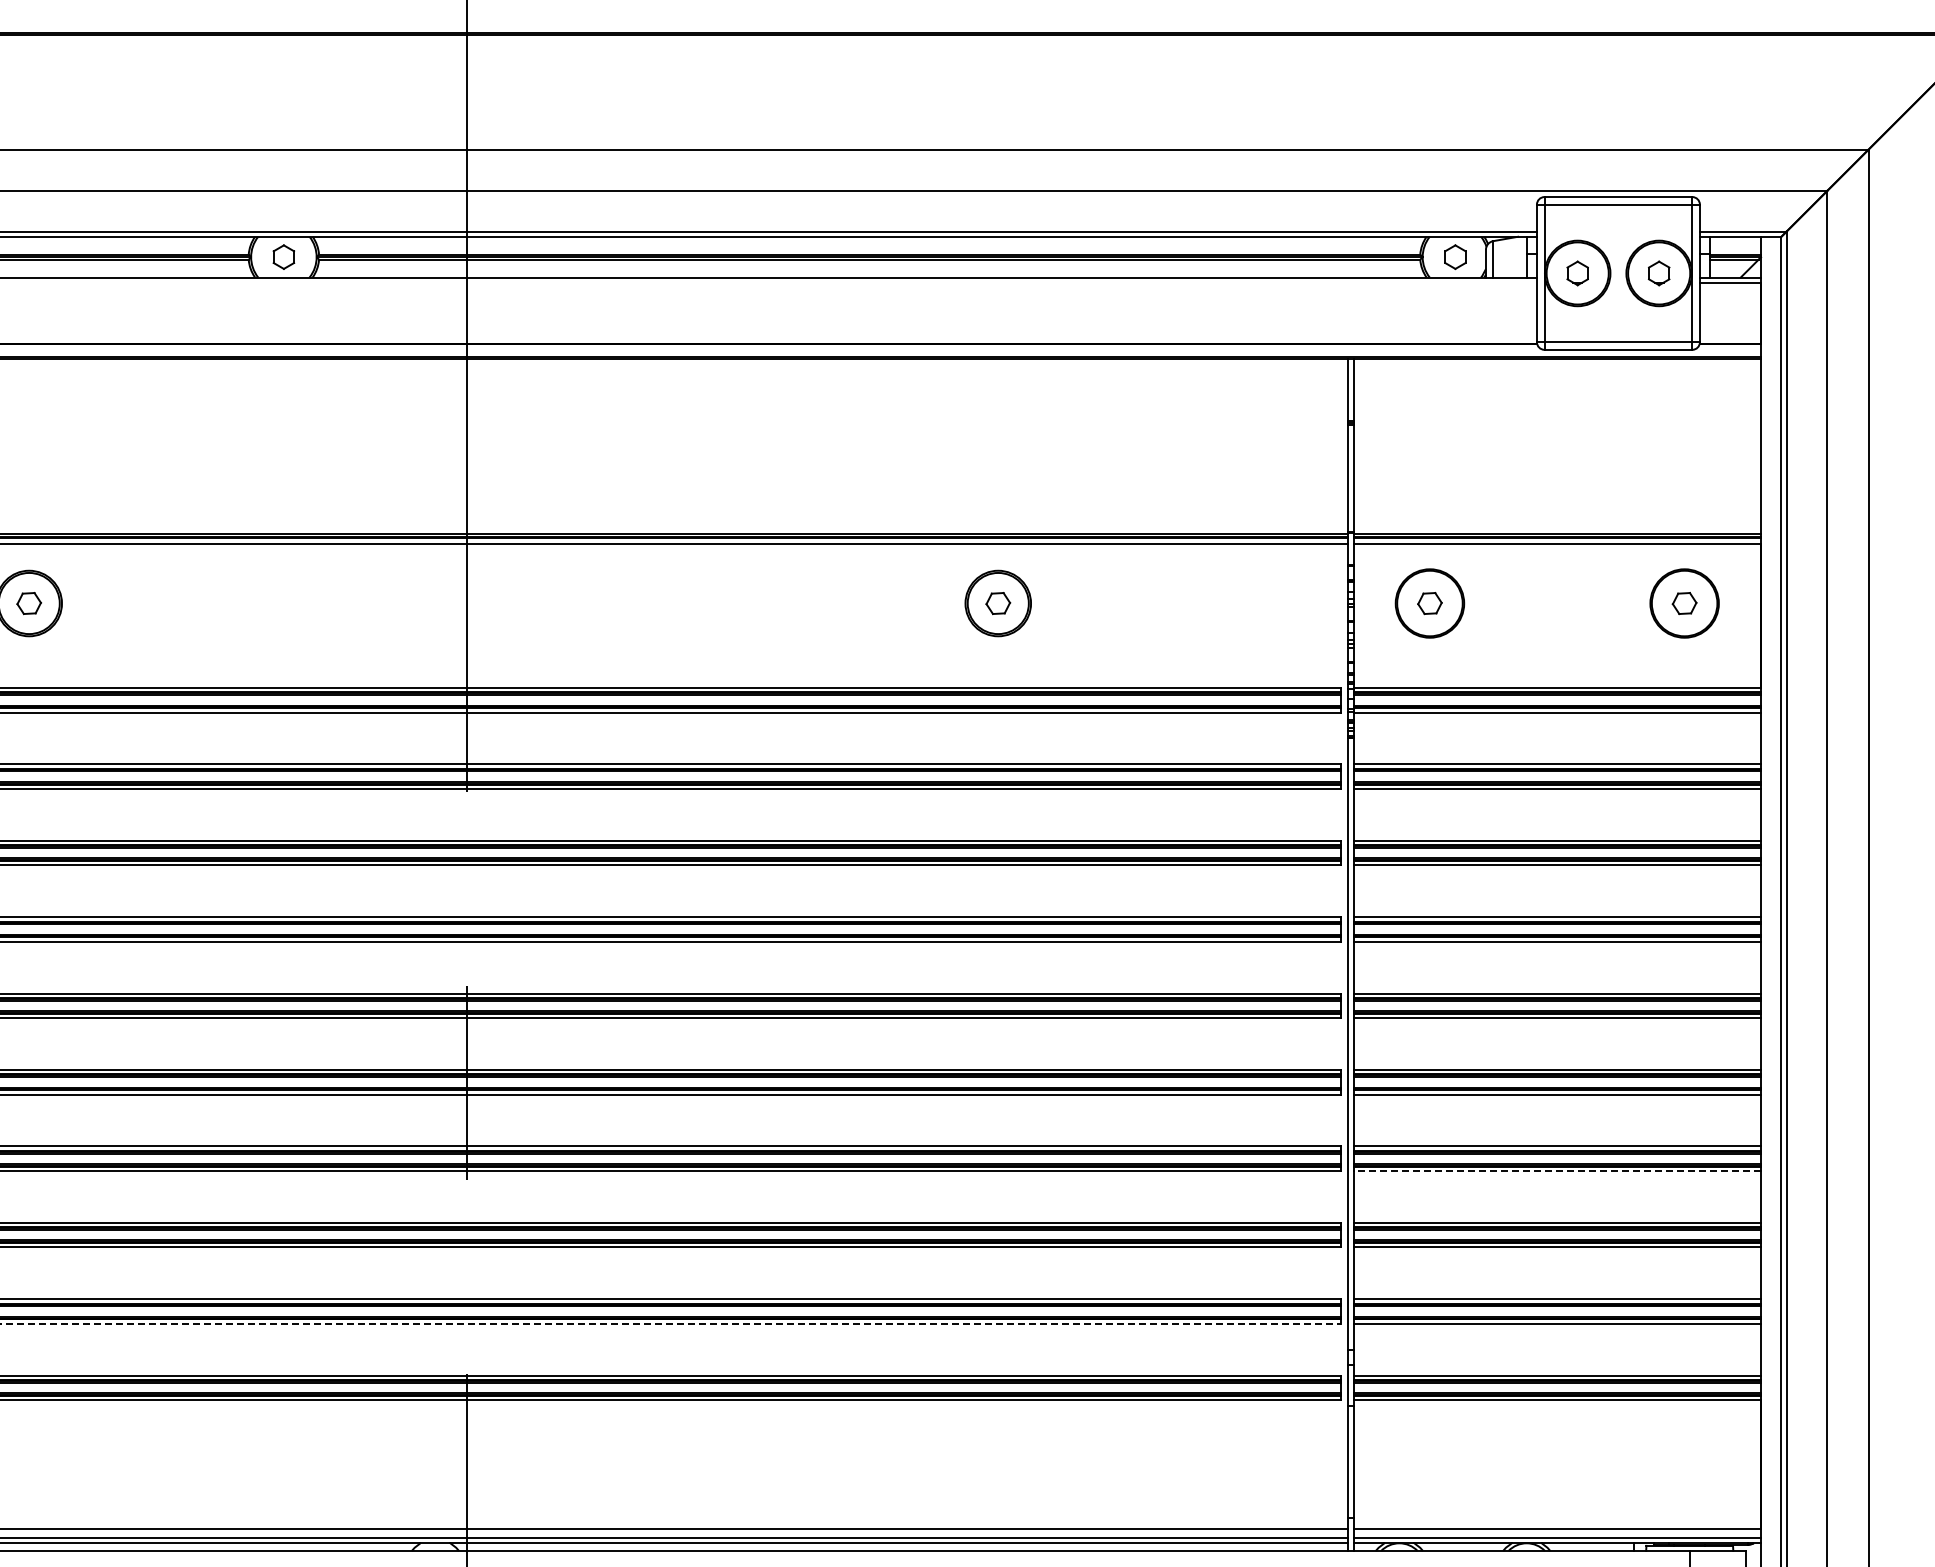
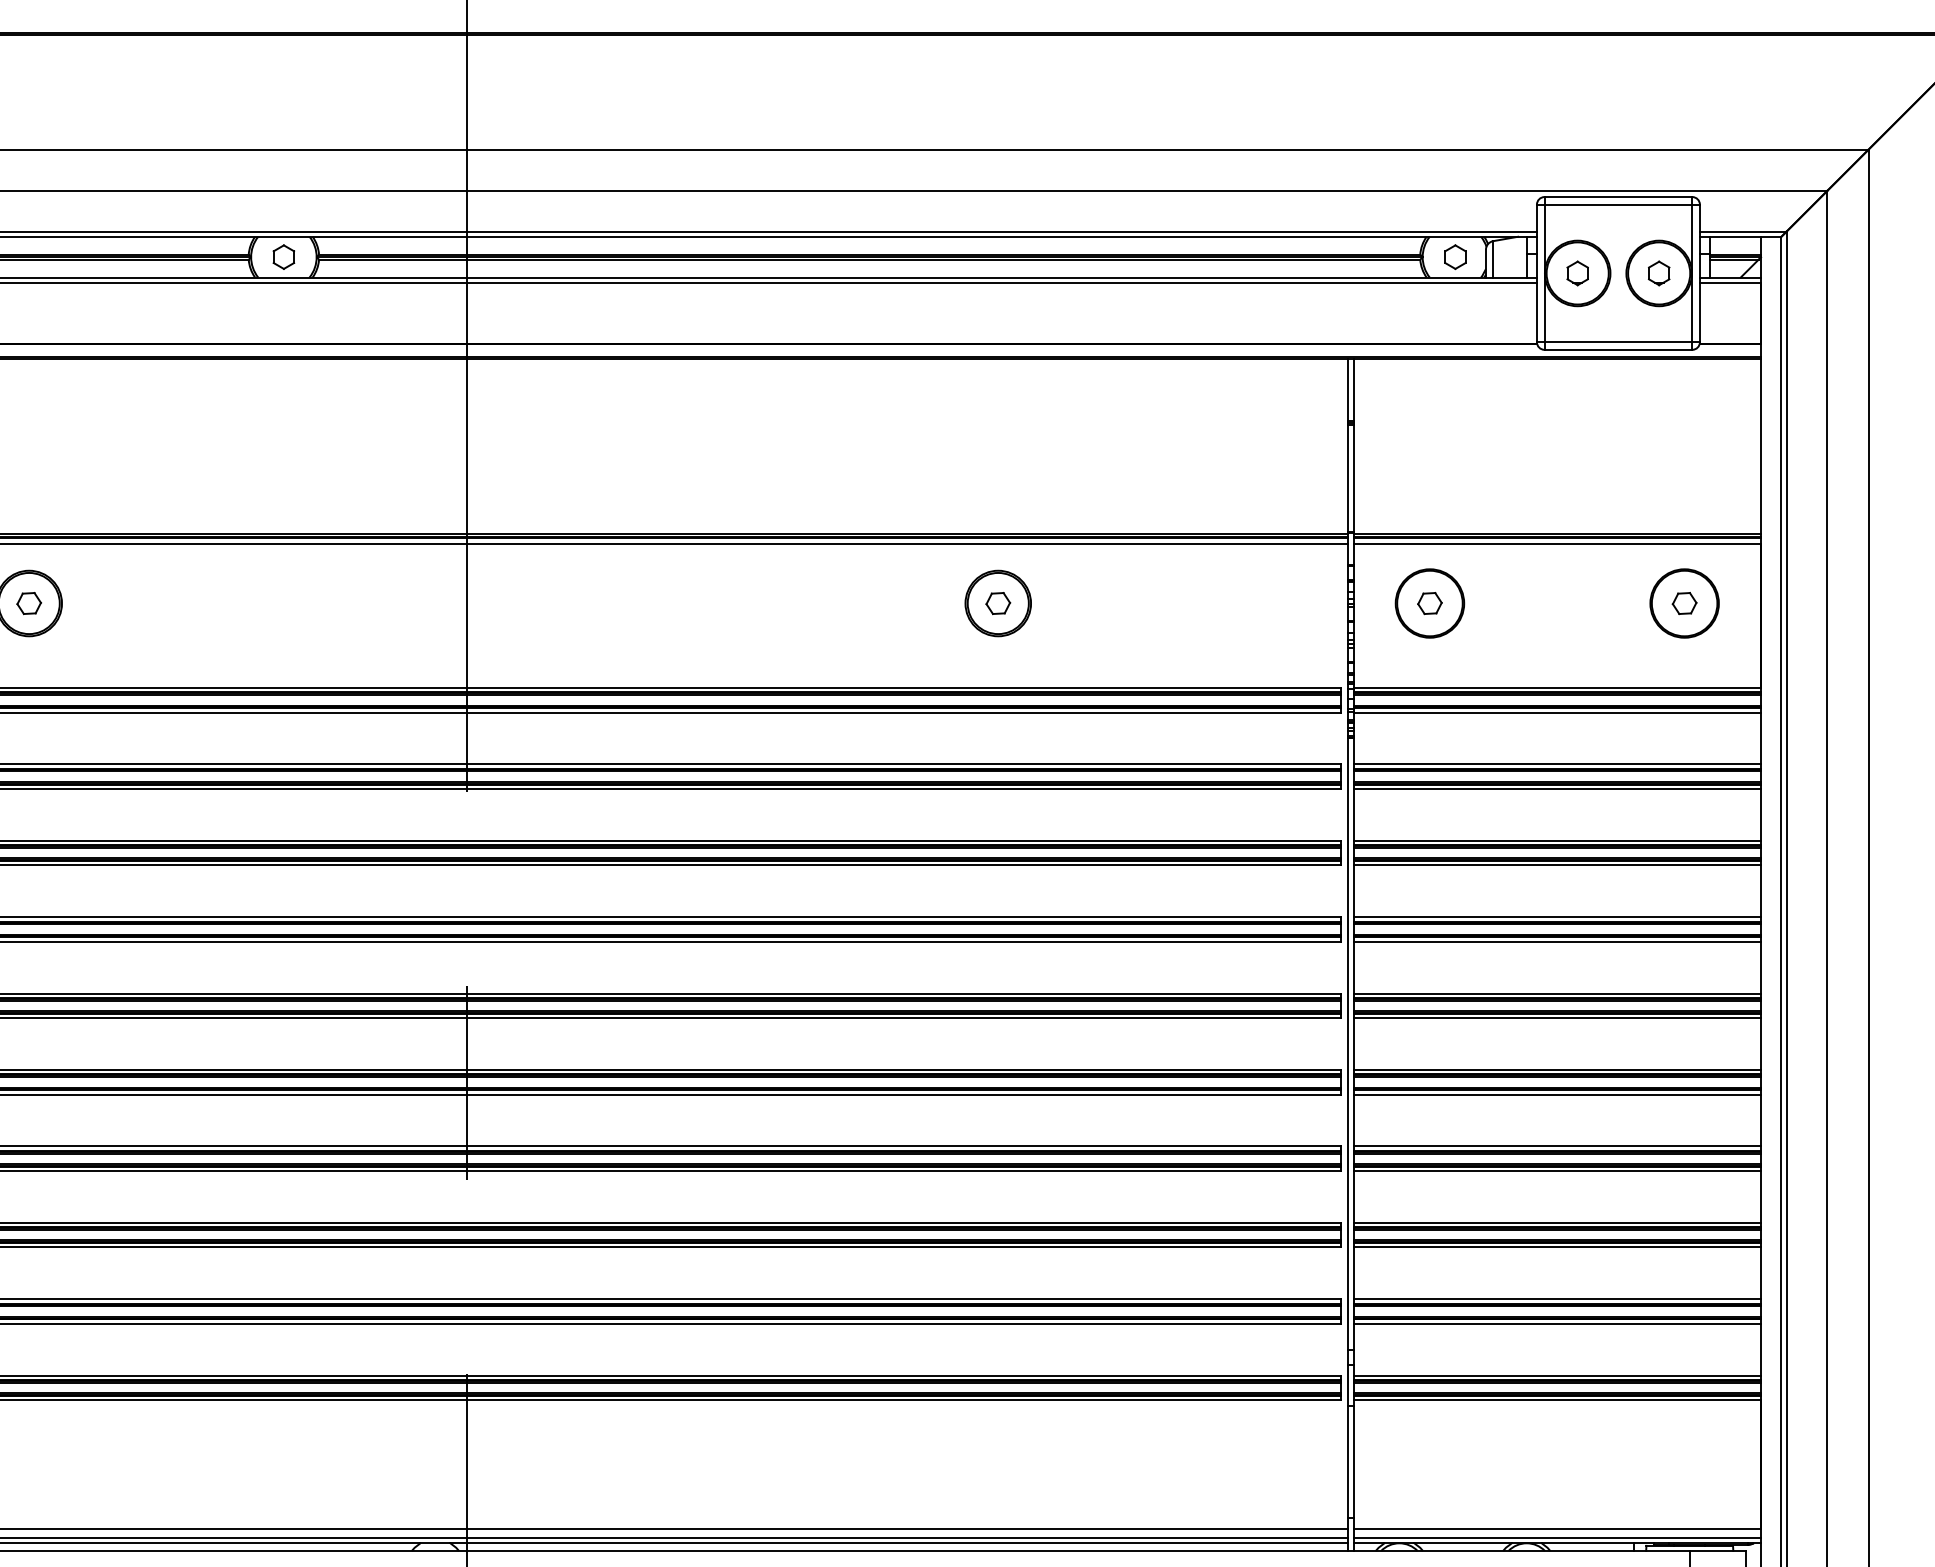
line: none -> present (769, 282)
line: dashed -> solid (1557, 1171)
line: dashed -> solid (670, 1323)
